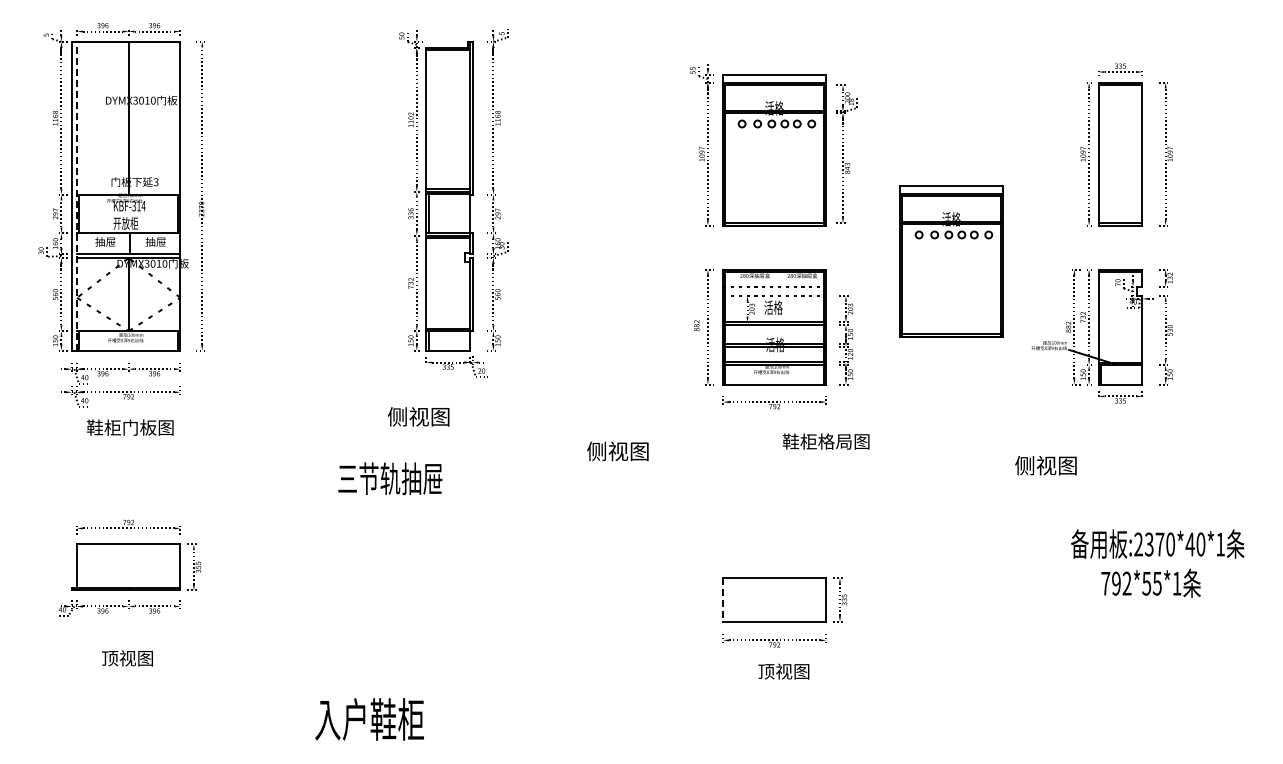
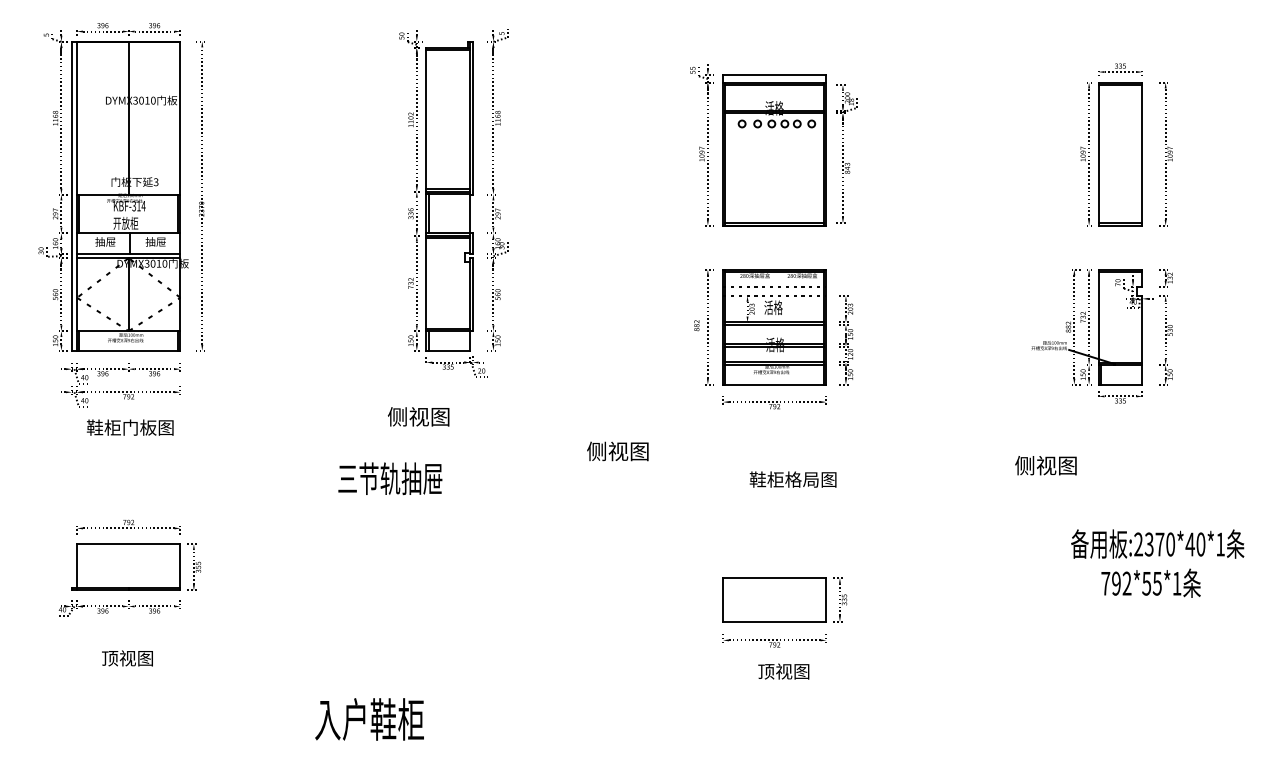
line: dashed -> solid (77, 196)
part: present -> none (951, 261)
text position: (825, 441) -> (792, 479) (792, 479)
line: dashed -> solid (723, 599)
